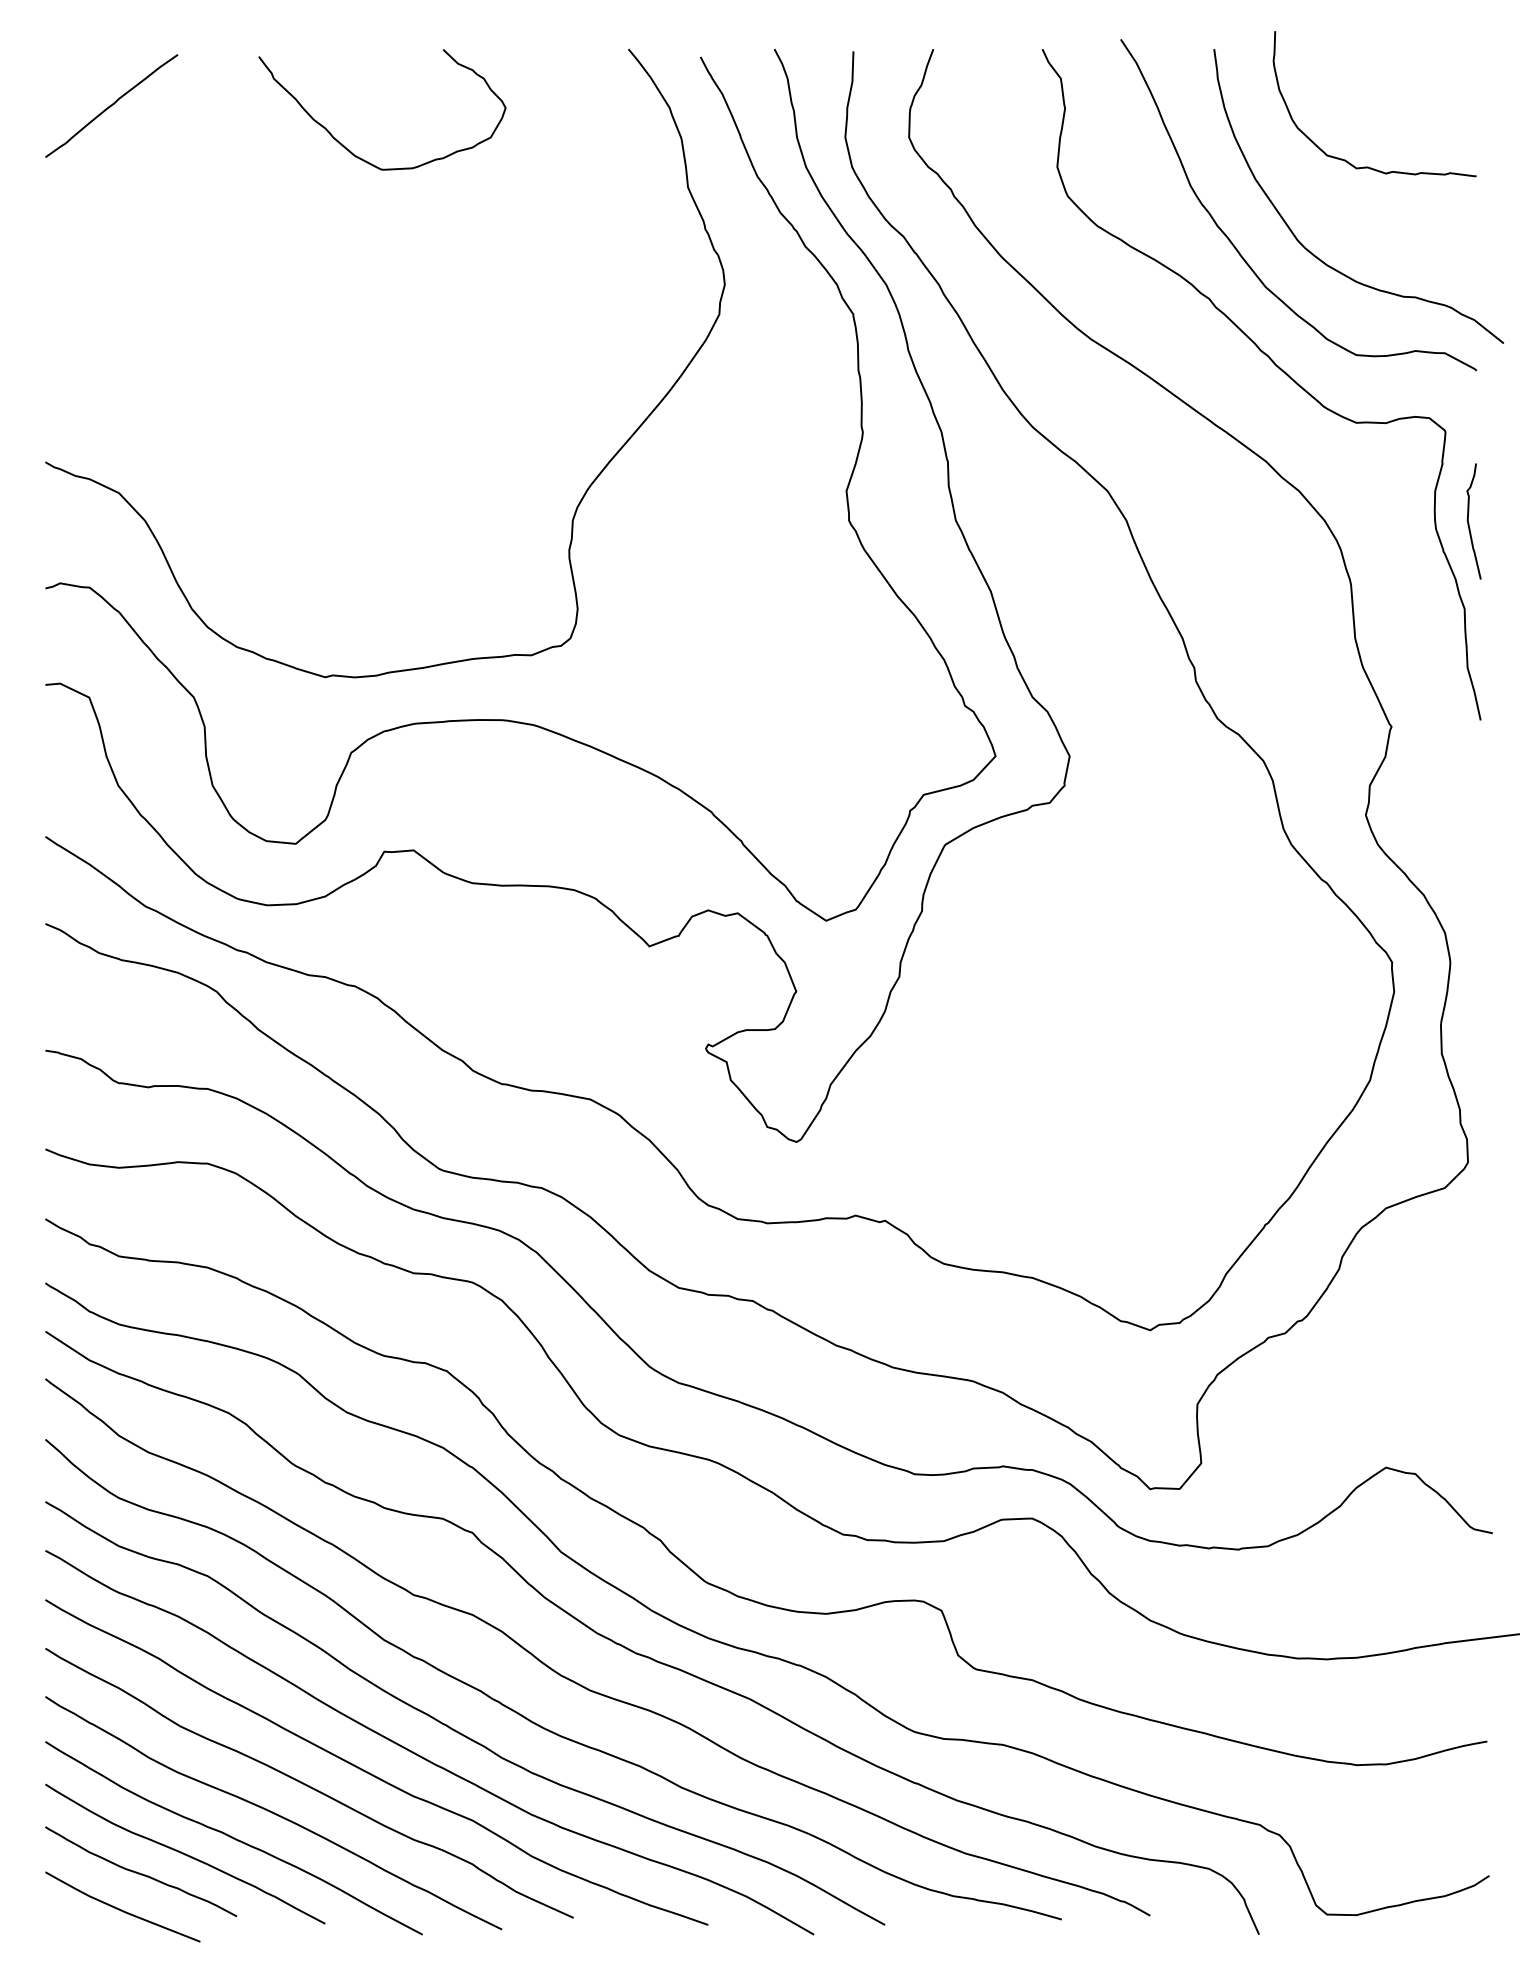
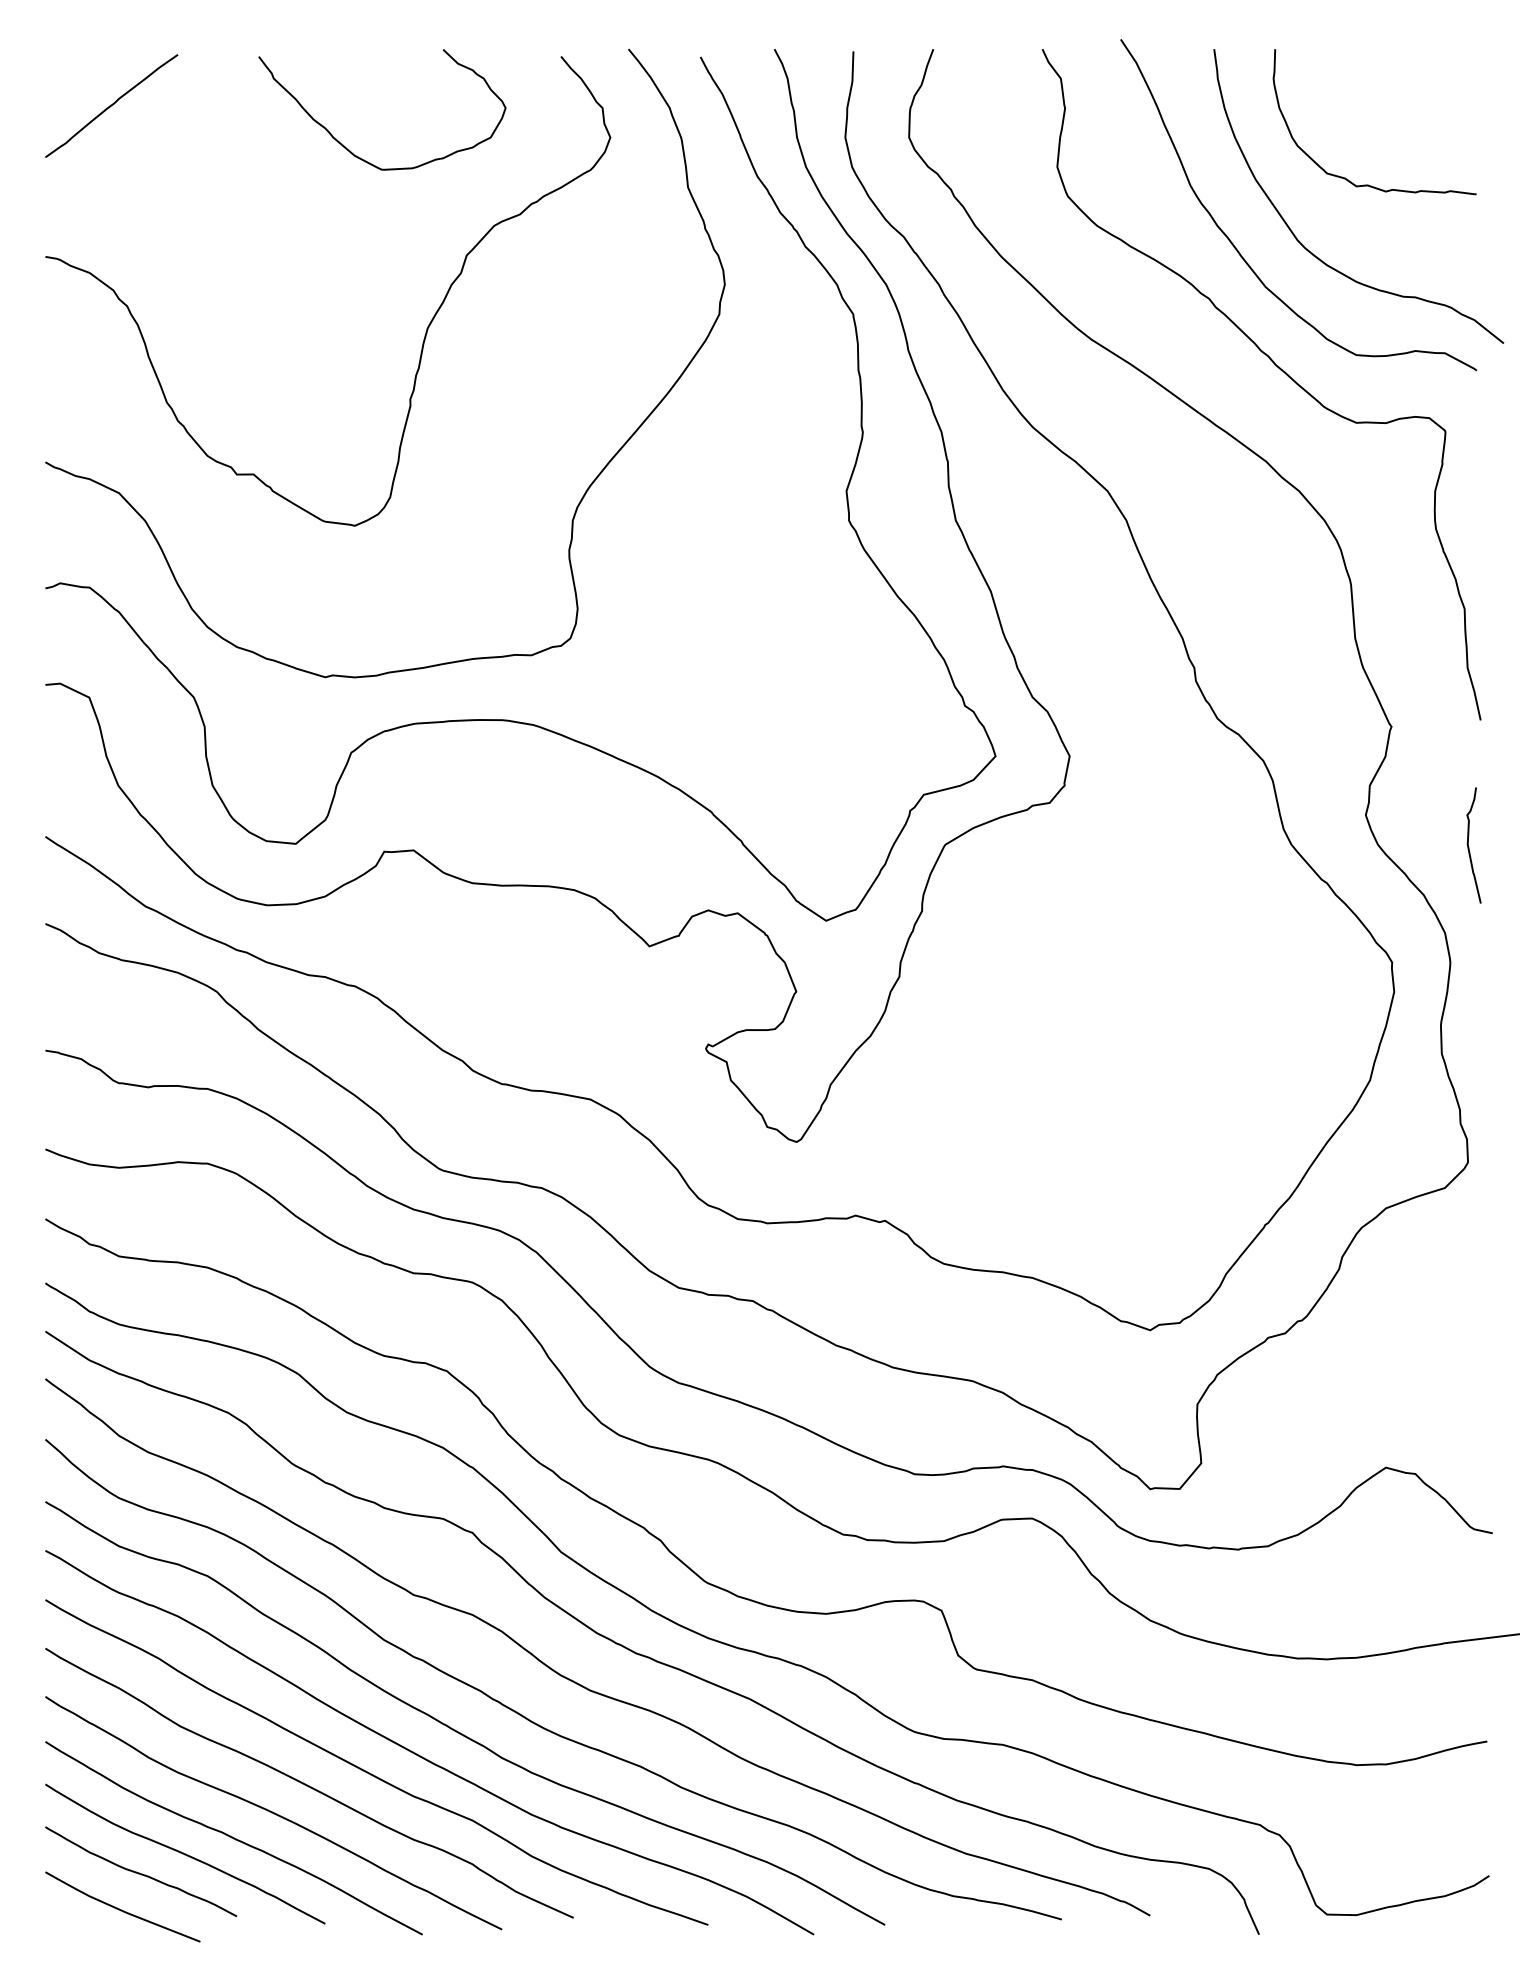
curve position: (1345, 159) -> (1345, 177) (1345, 177)
curve: none -> present (426, 328)
curve position: (1469, 523) -> (1469, 847) (1469, 847)
